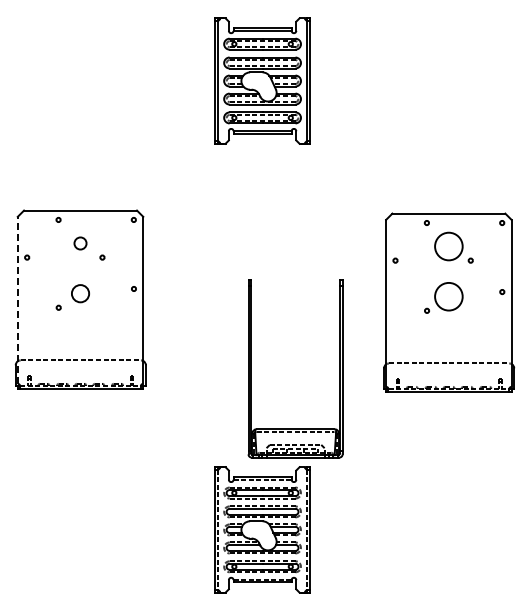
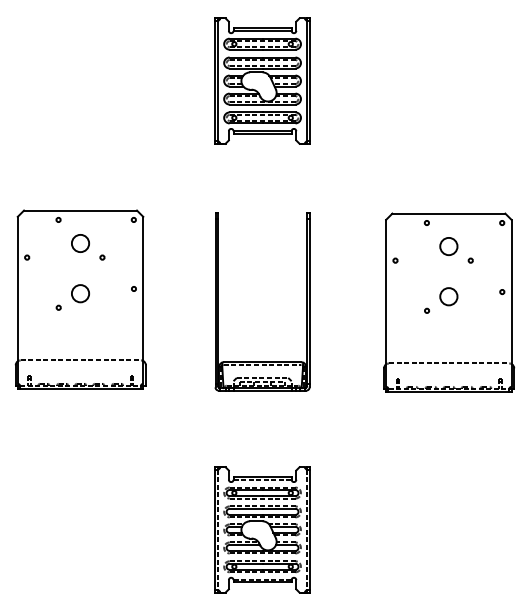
circle size: 15x15 px -> 19x19 px (80, 243)
circle diameter: 28 px -> 17 px (448, 246)
circle diameter: 28 px -> 17 px (448, 296)
line: dashed -> solid (17, 299)
part position: (251, 368) -> (218, 301) (218, 301)
